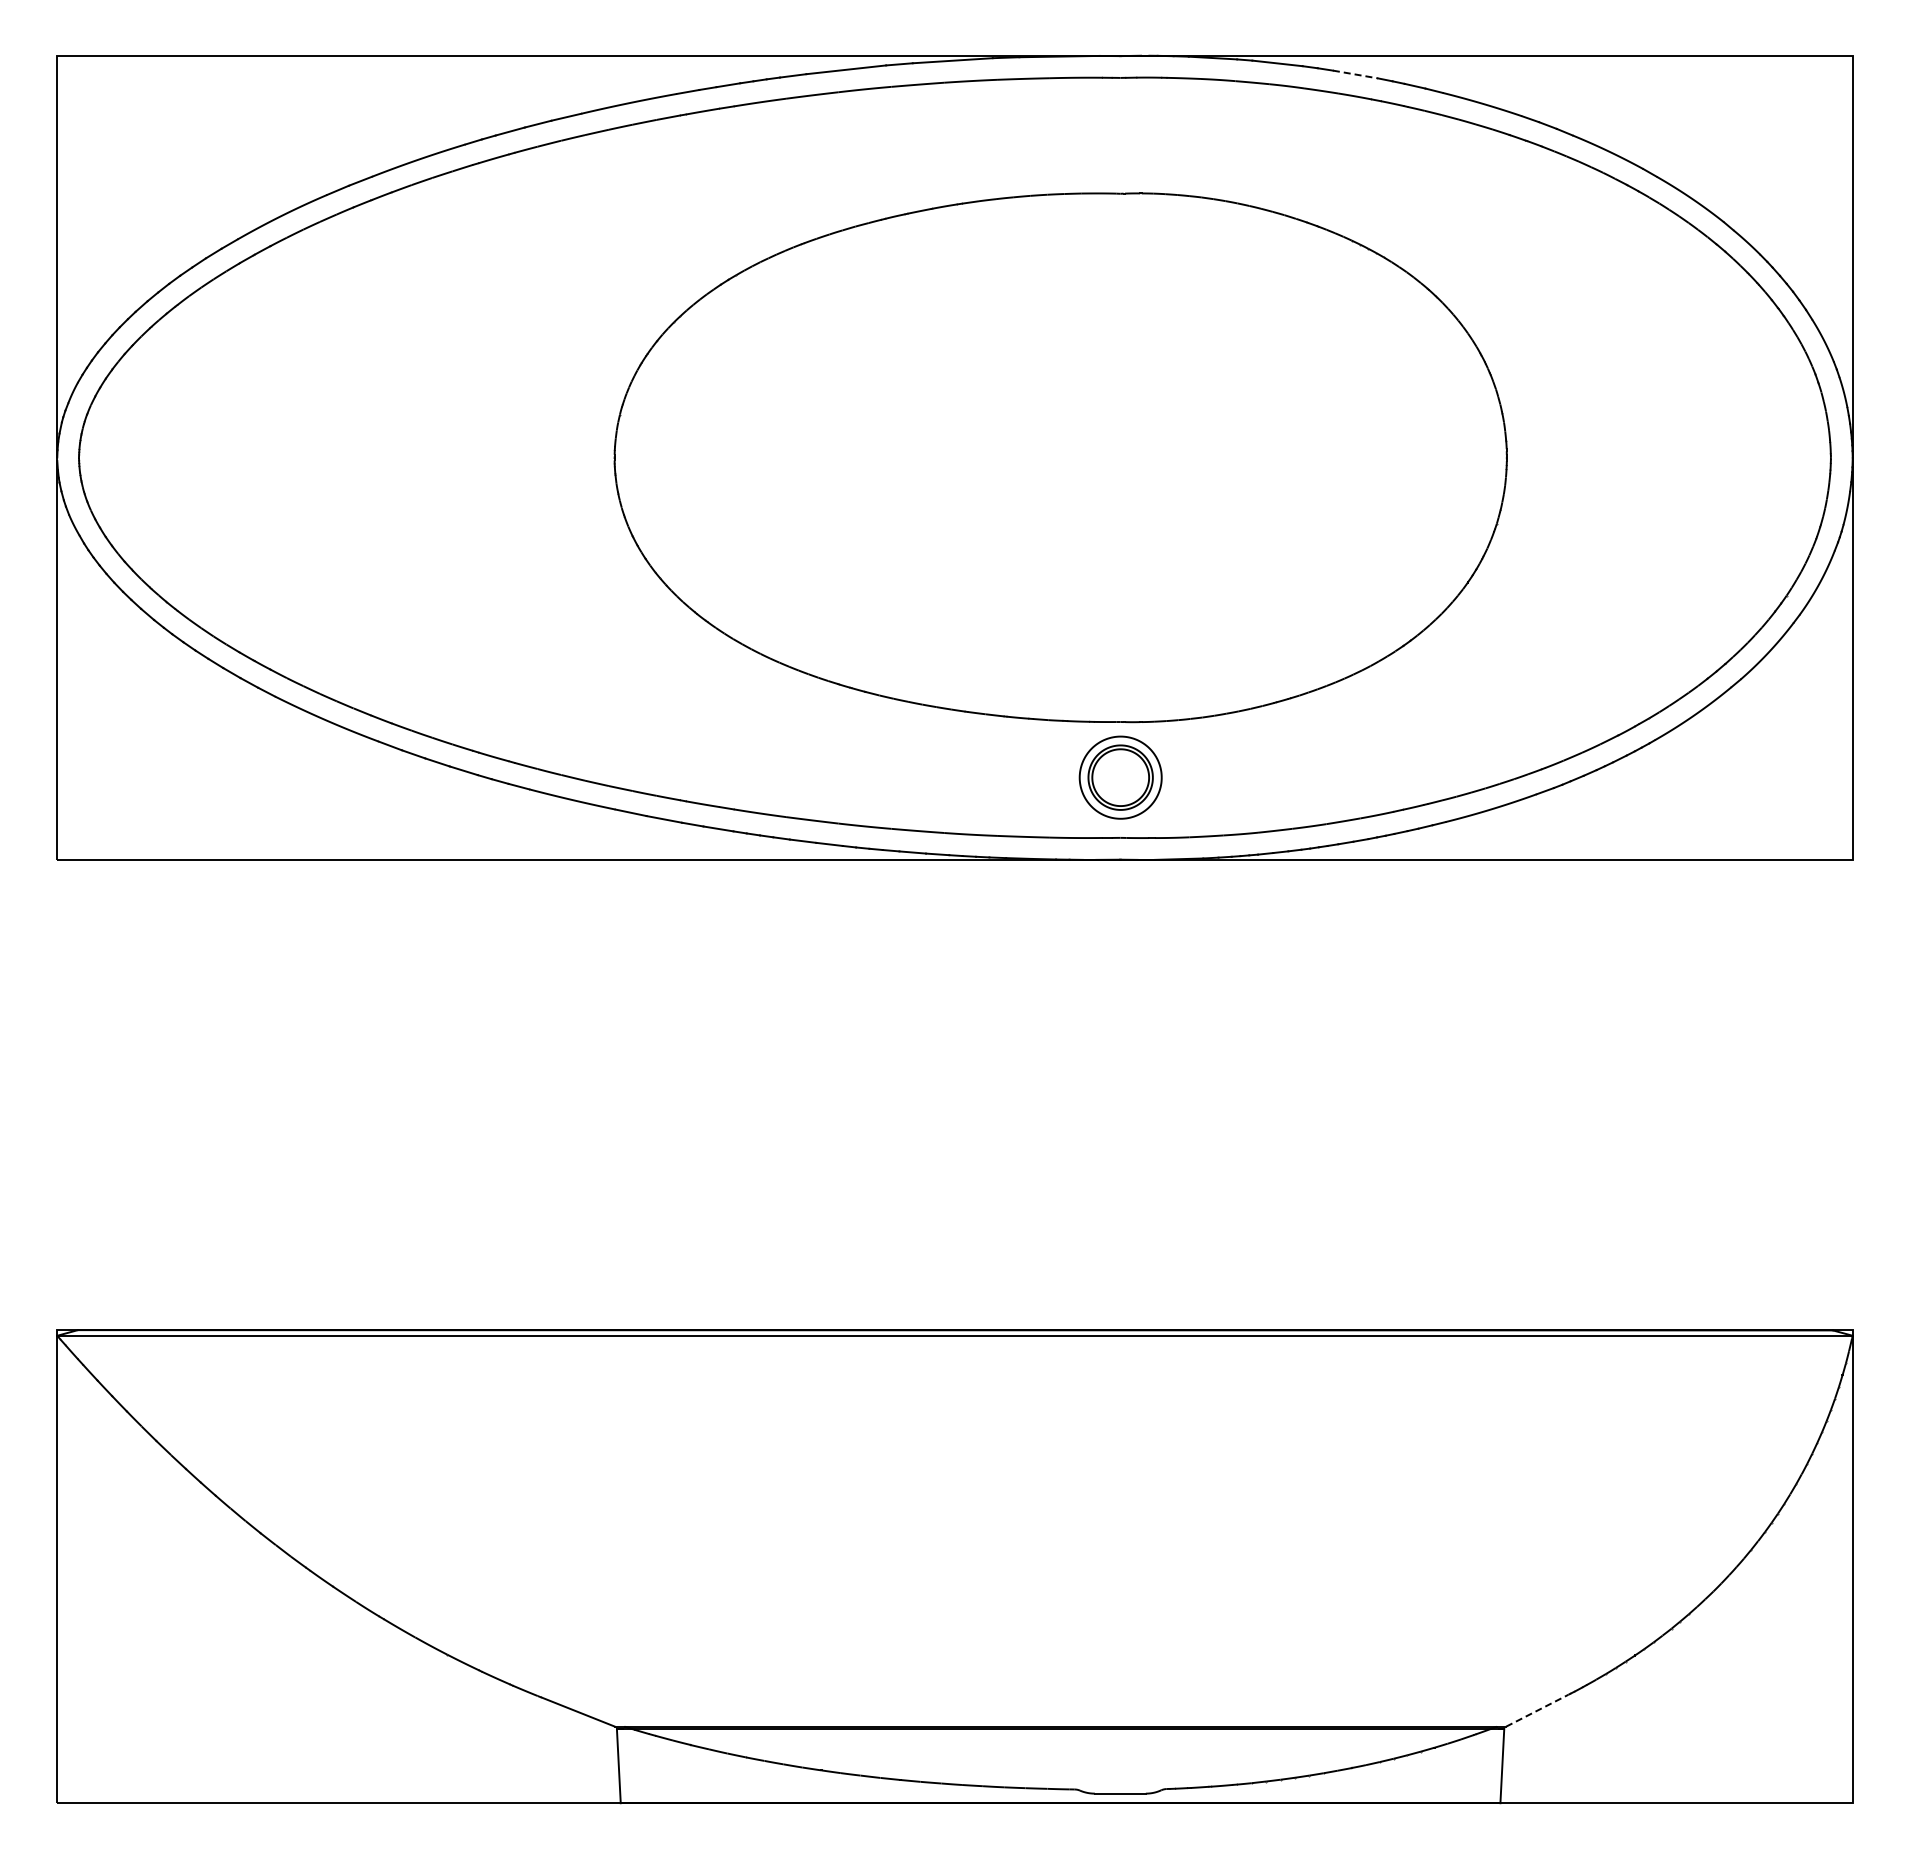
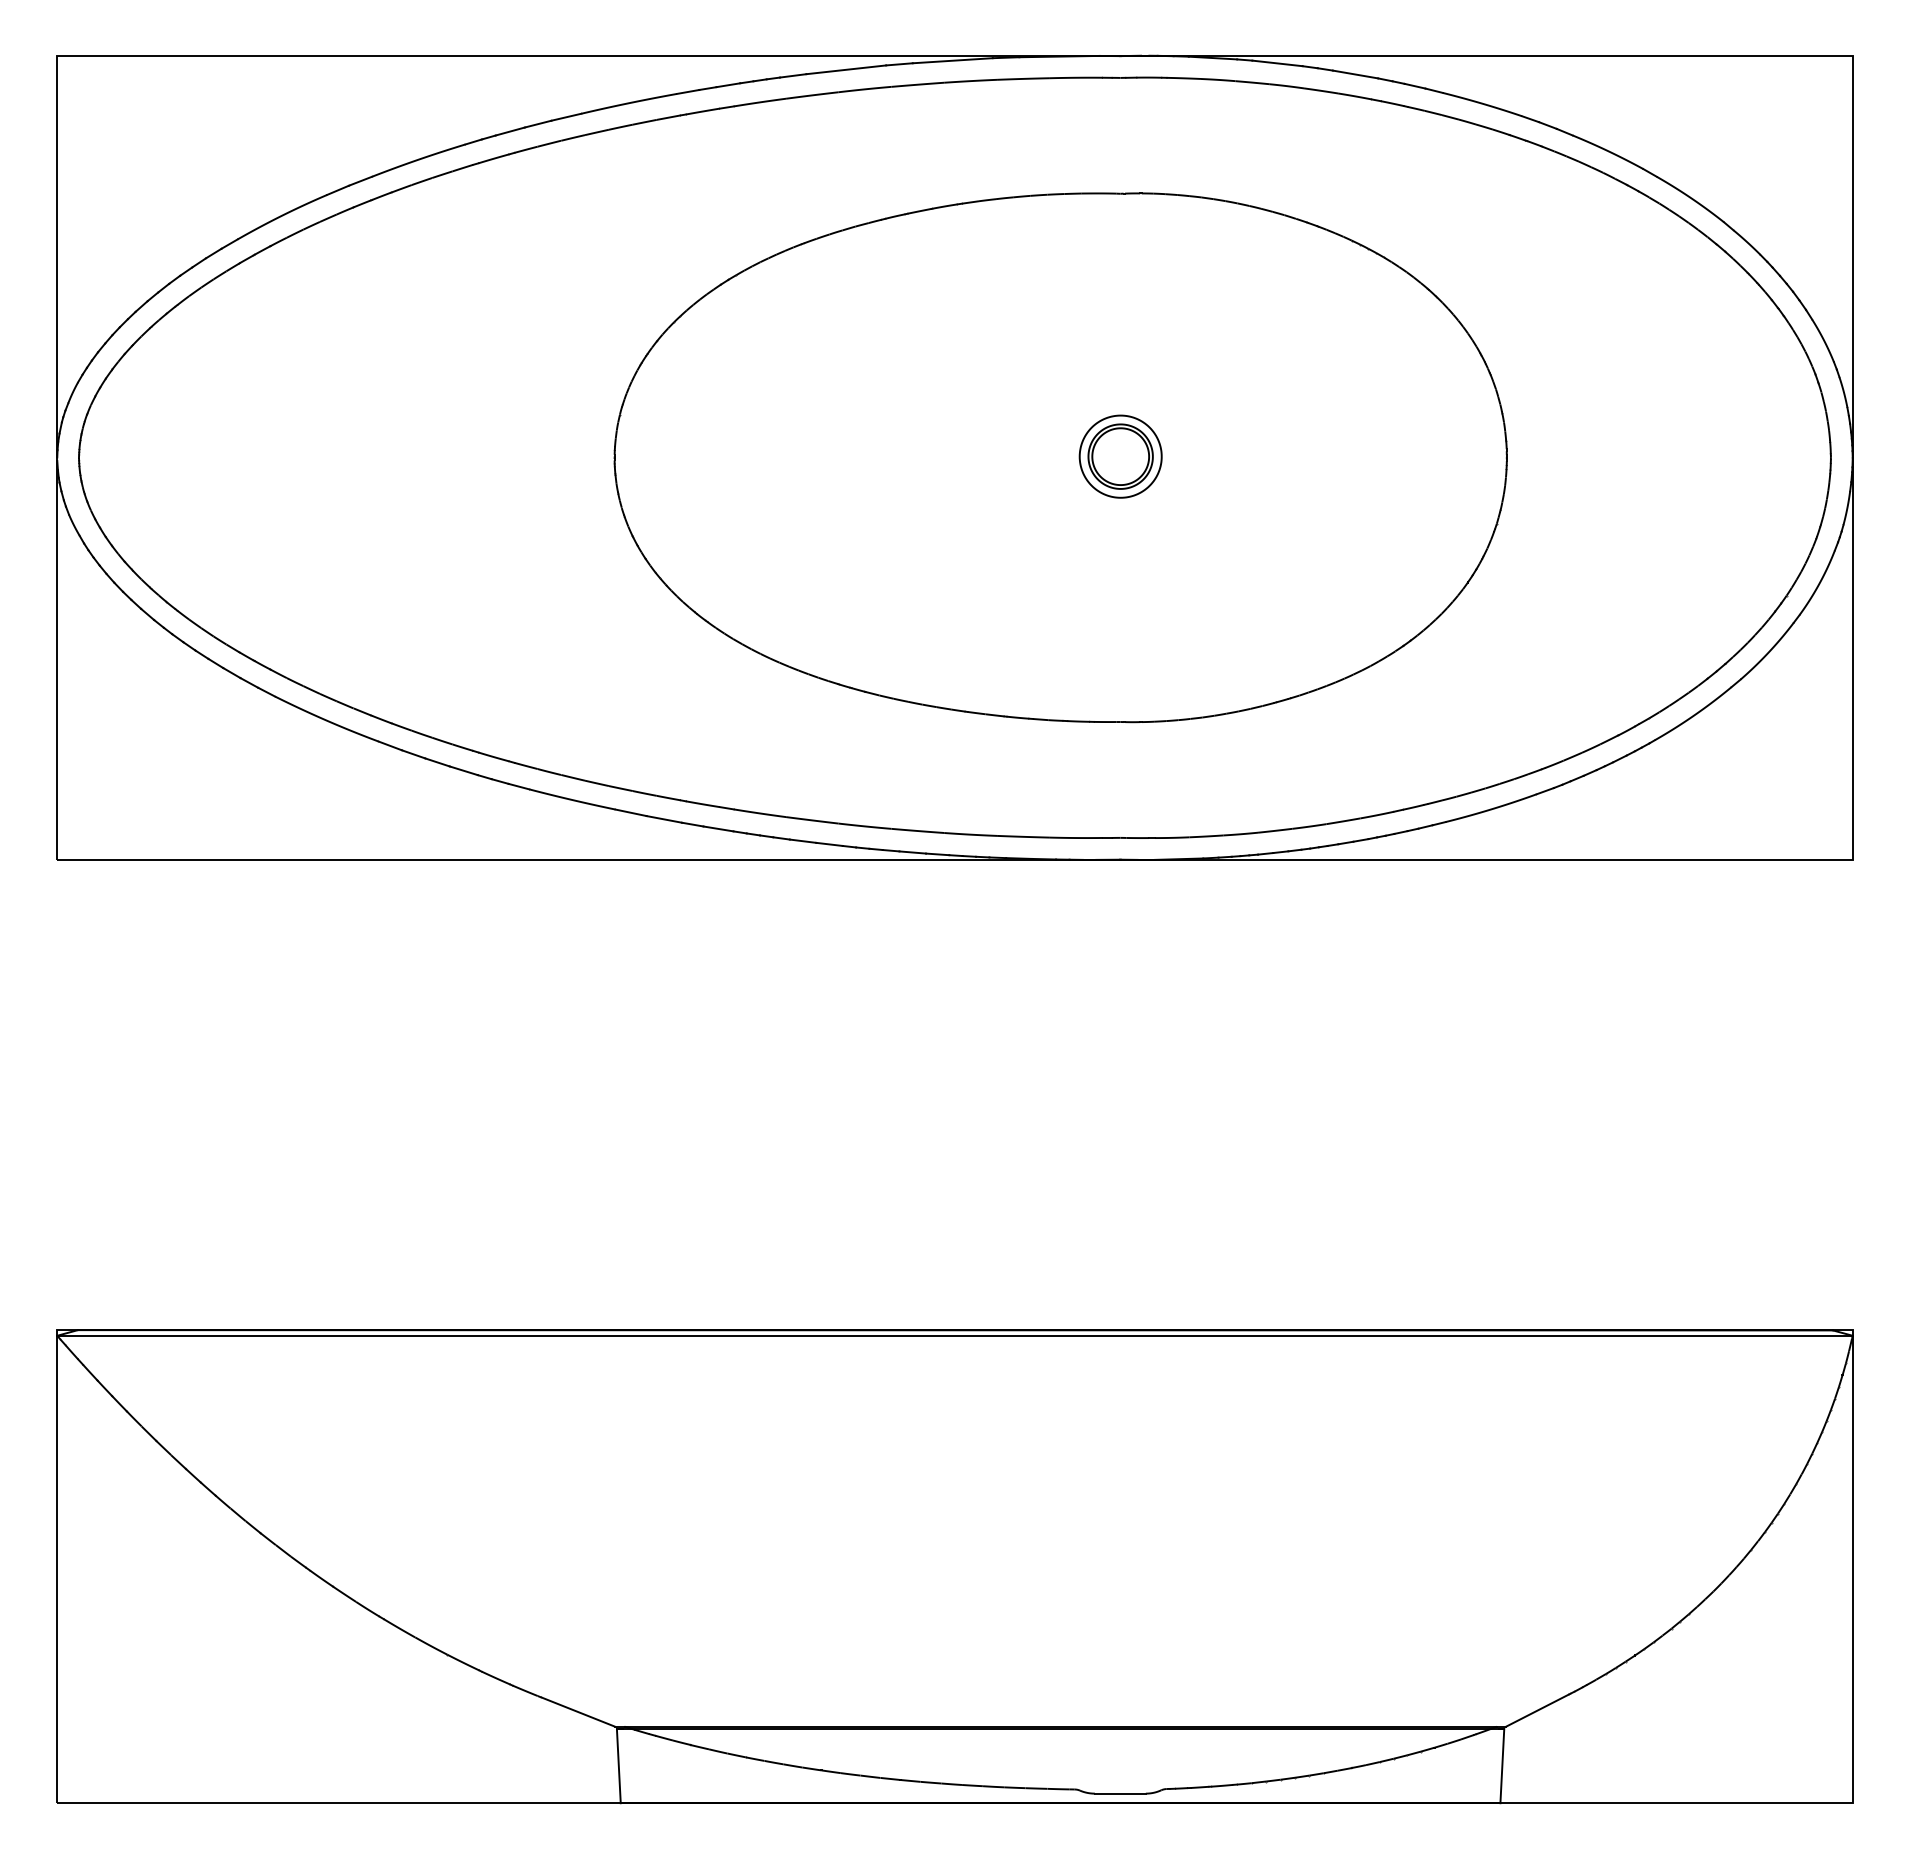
line: dashed -> solid (1355, 74)
part position: (1120, 777) -> (1120, 456) (1120, 456)
line: dashed -> solid (1537, 1710)
